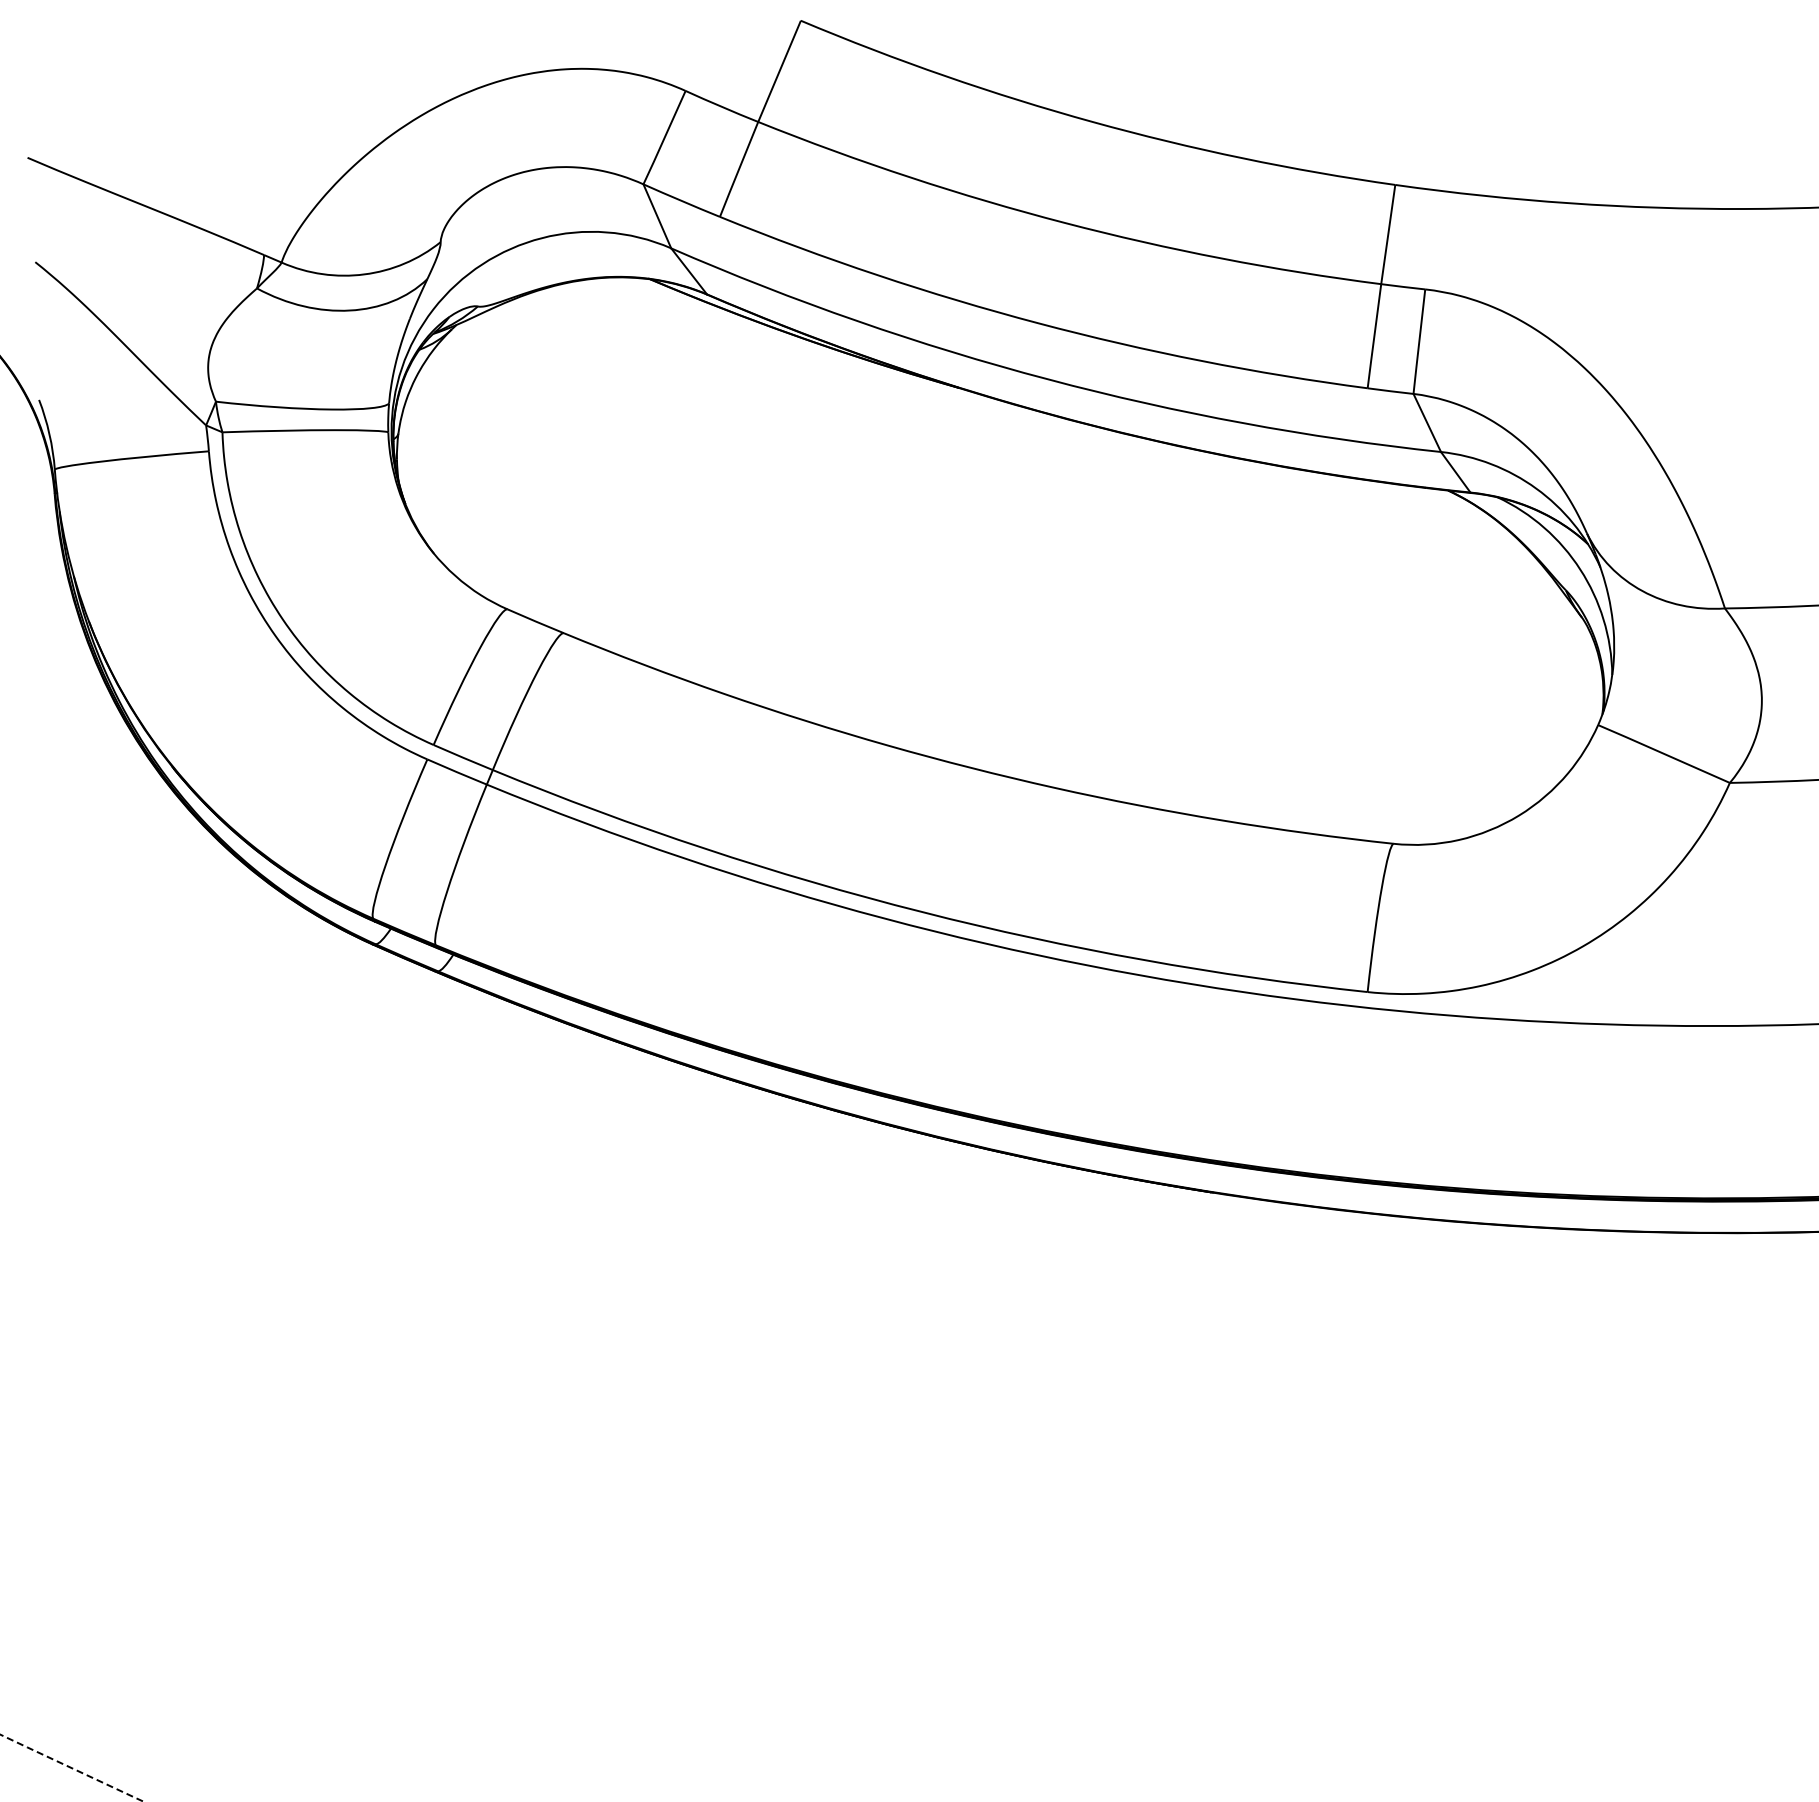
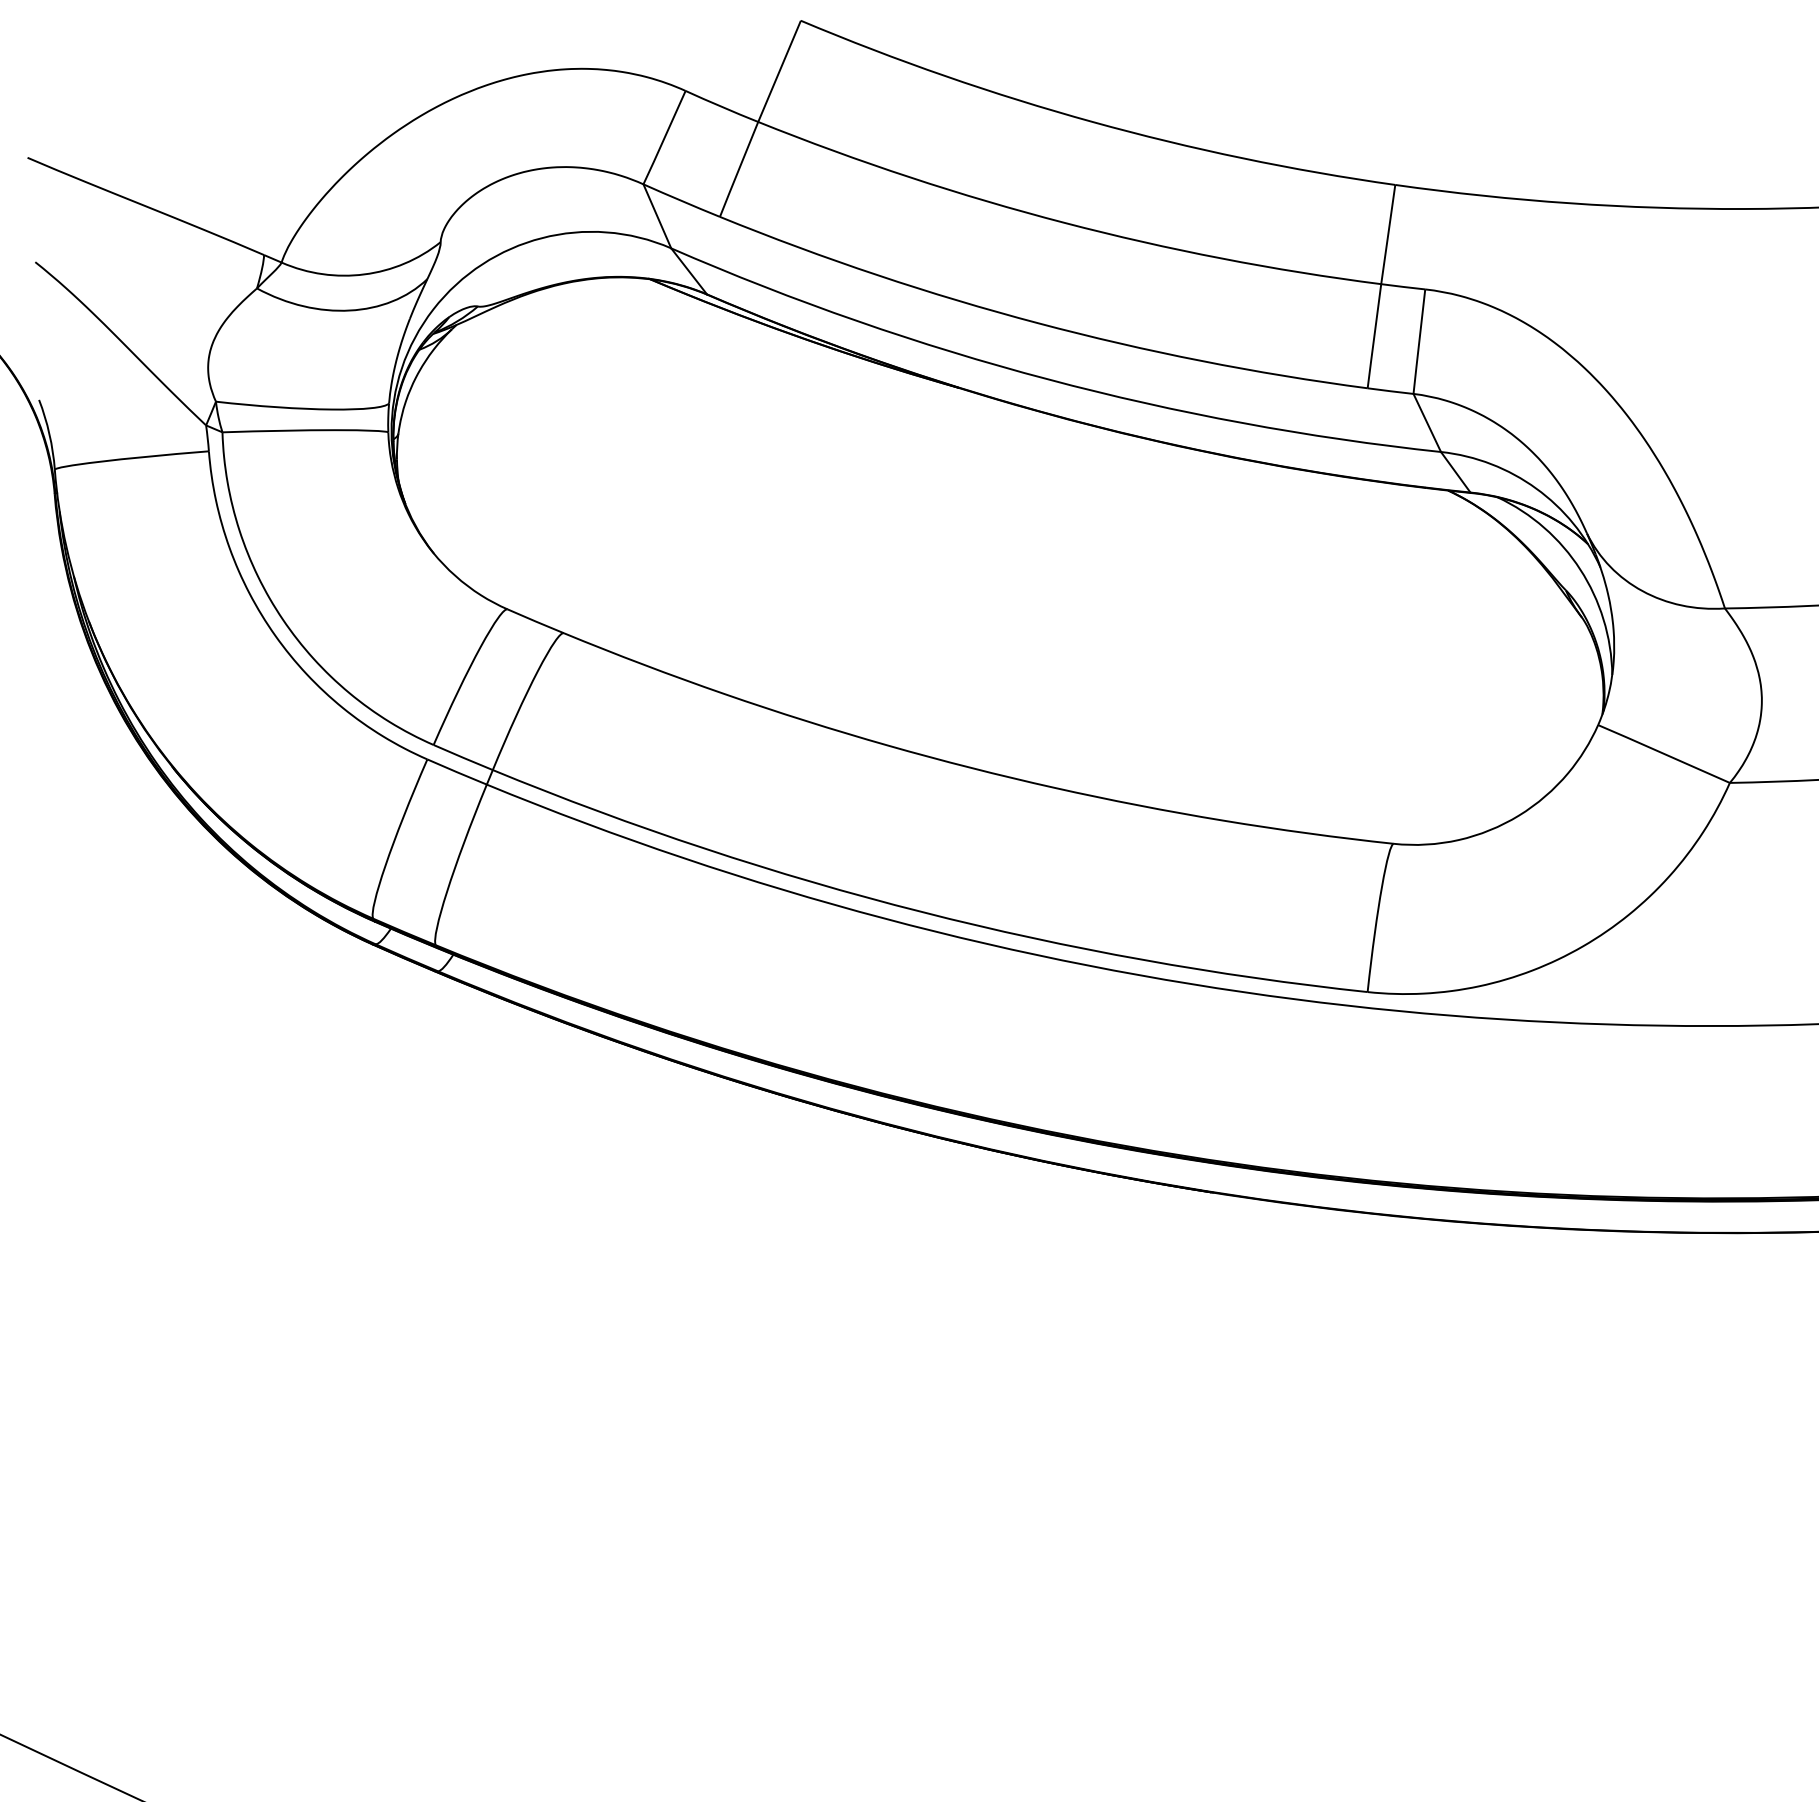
arc: dashed -> solid (72, 1768)
